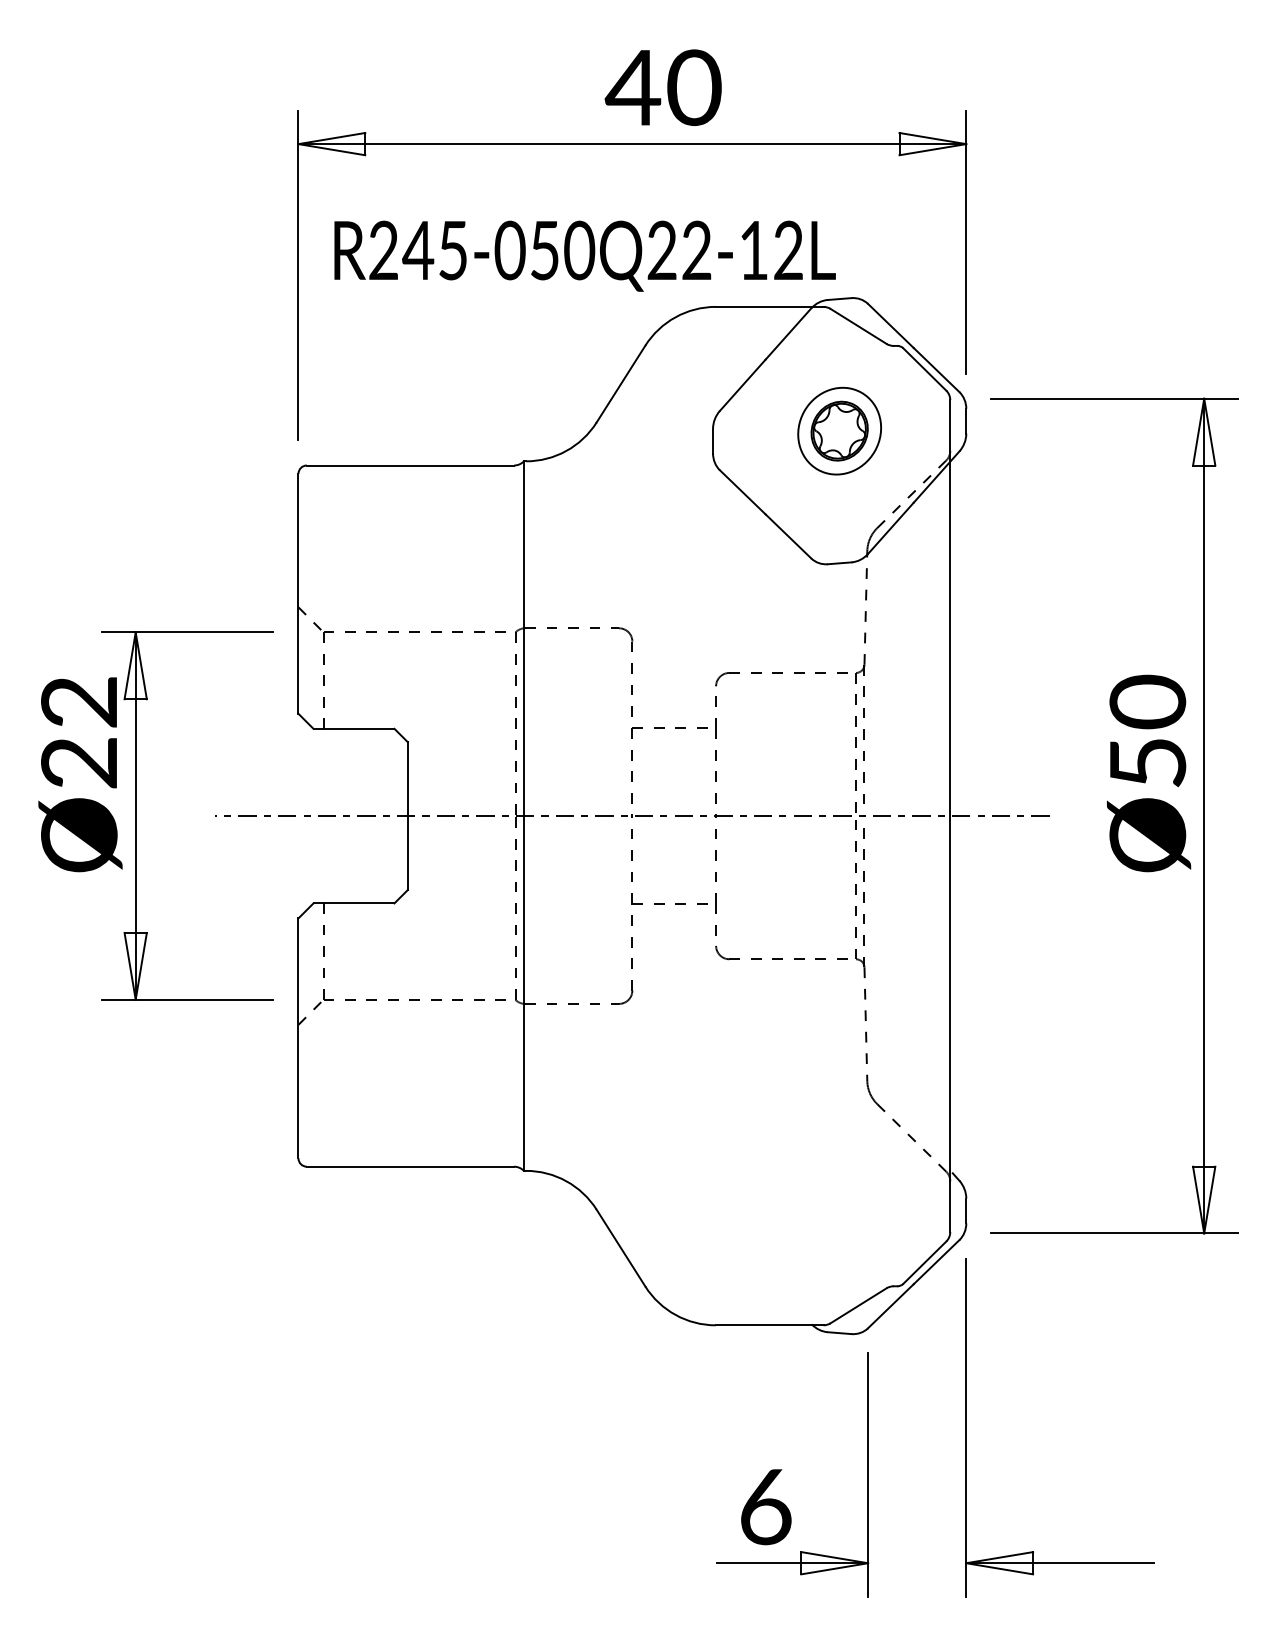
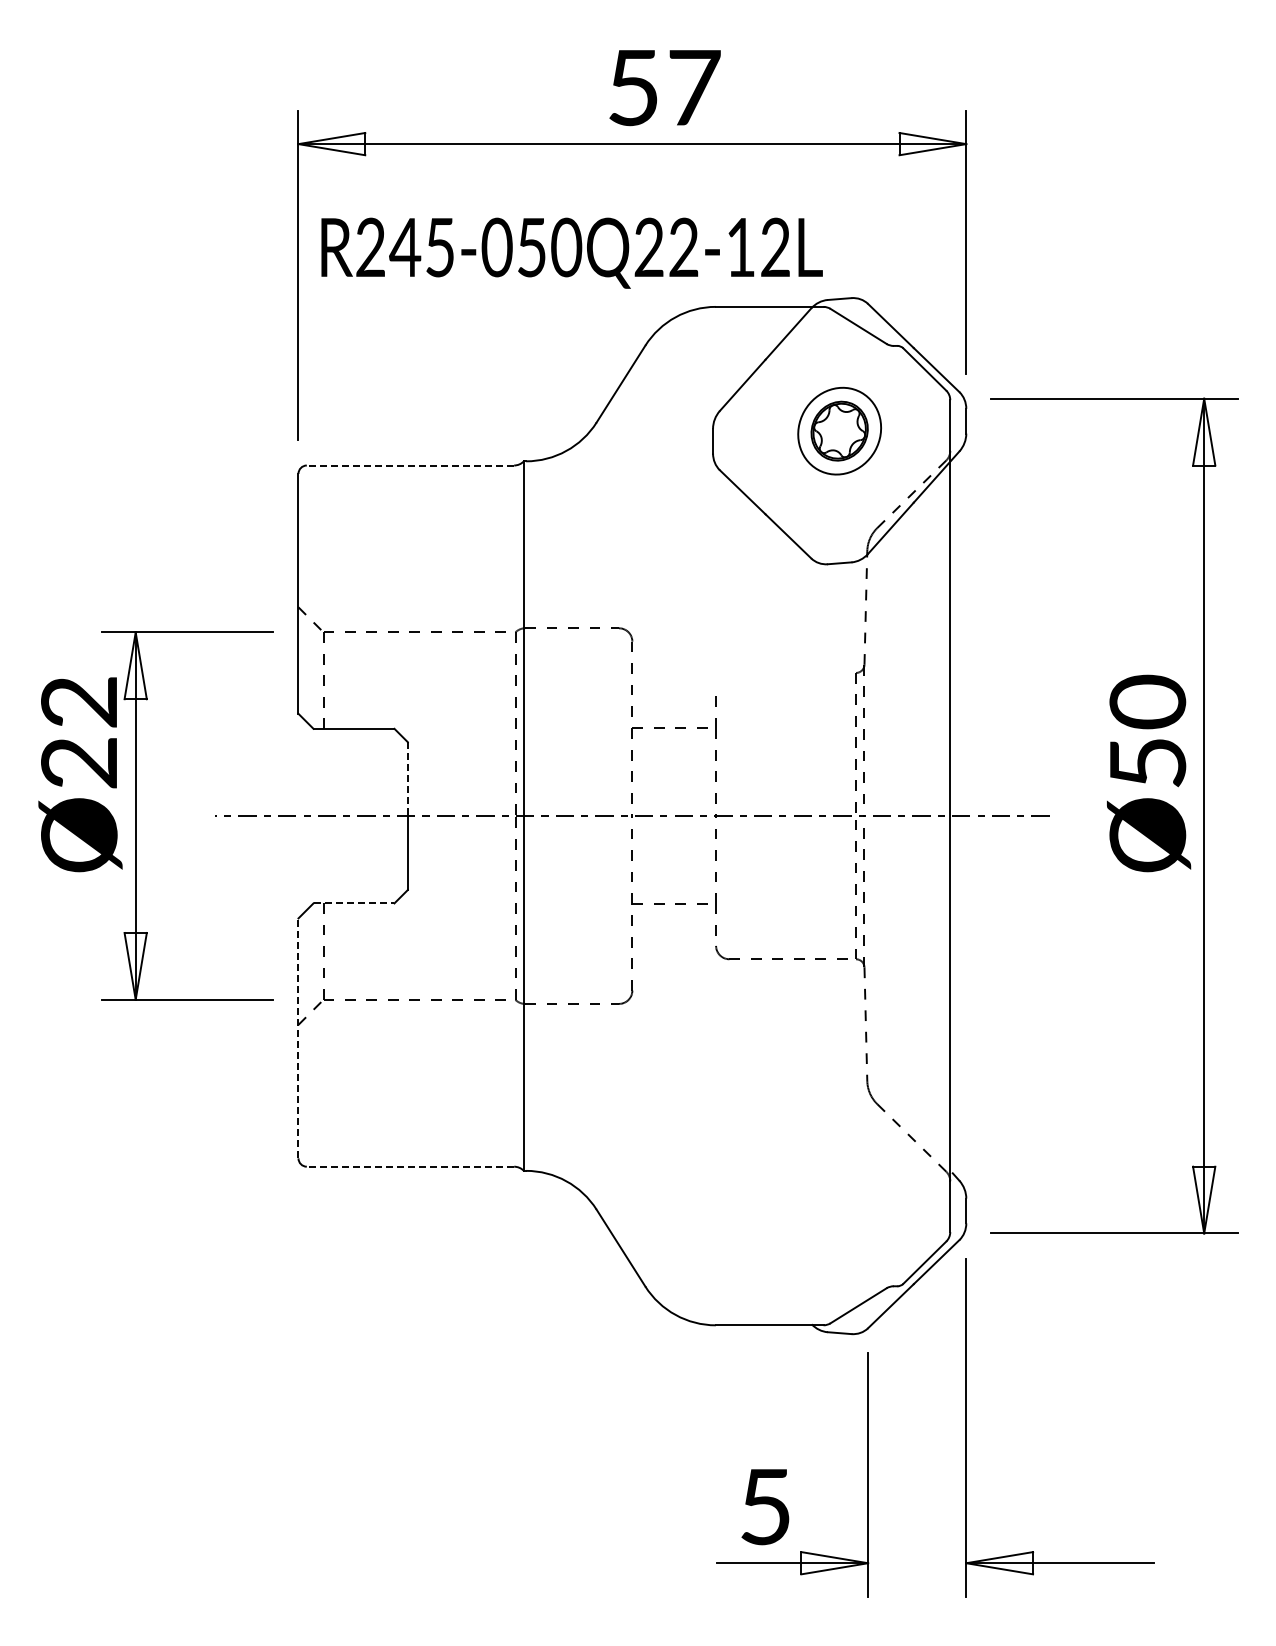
text: 40 -> 57 (662, 87)
text position: (584, 255) -> (571, 252) (571, 252)
line: solid -> dashed (410, 465)
part: present -> none (781, 679)
line: solid -> dashed (407, 779)
line: solid -> dashed (354, 903)
line: solid -> dashed (298, 1038)
line: solid -> dashed (410, 1166)
text: 6 -> 5 (766, 1507)
